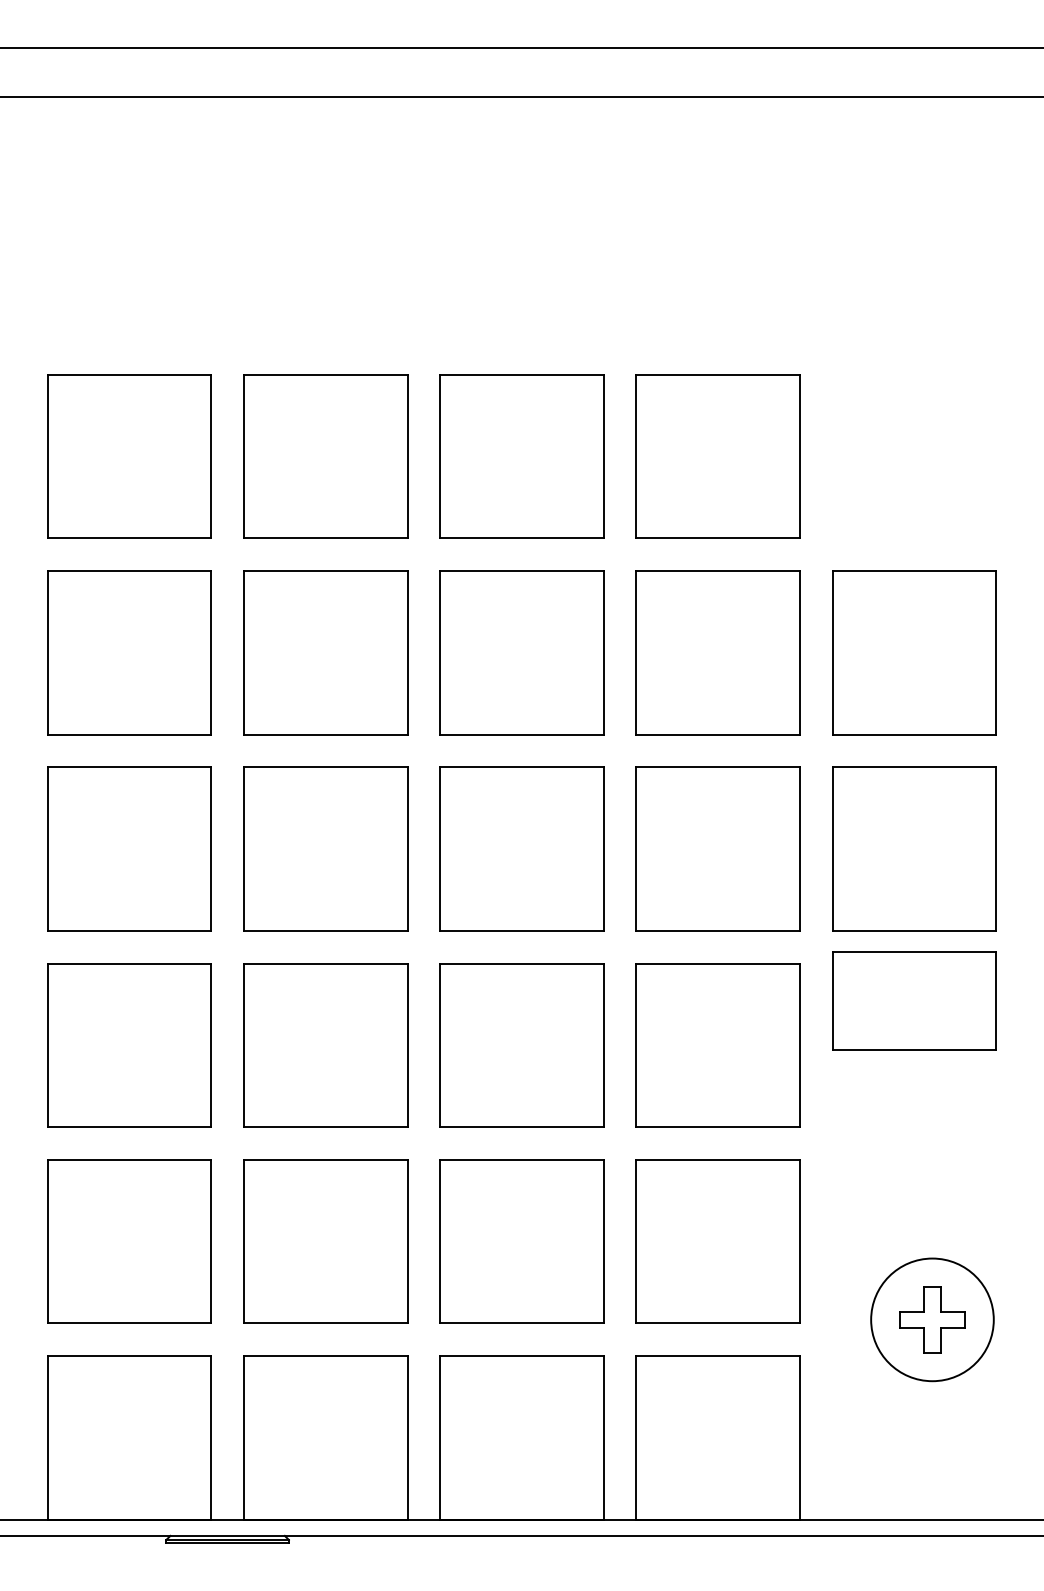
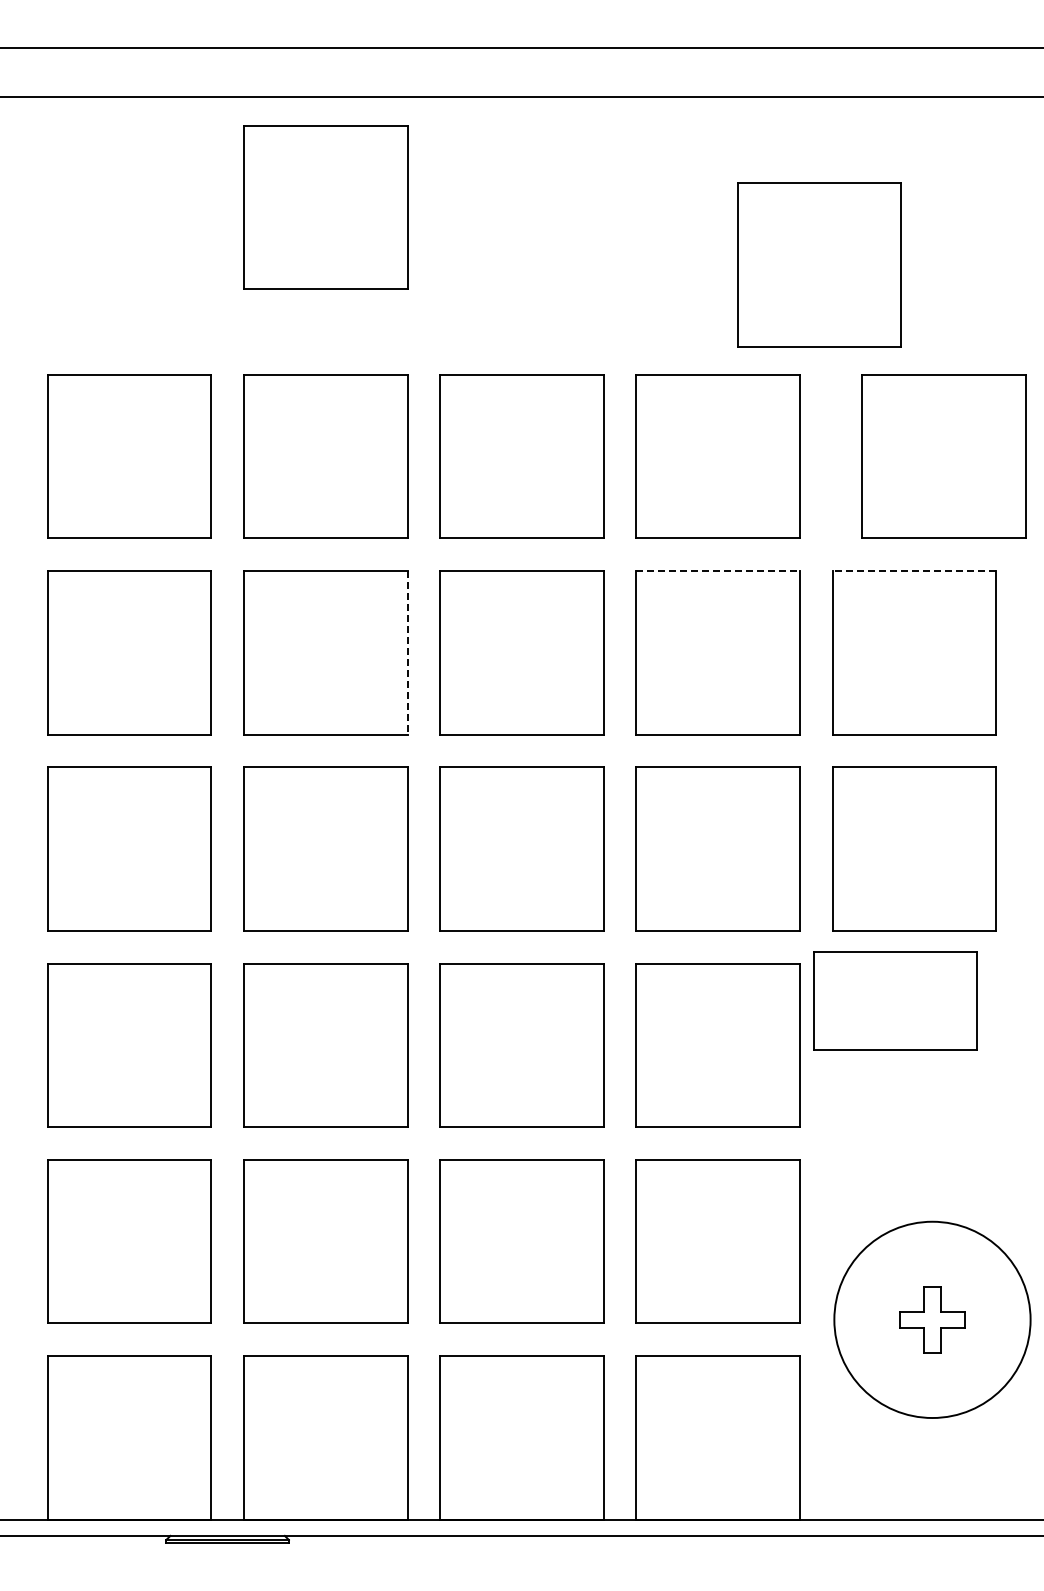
part: none -> present (325, 207)
part: none -> present (819, 264)
part: none -> present (943, 456)
line: solid -> dashed (718, 571)
line: solid -> dashed (914, 571)
line: solid -> dashed (407, 652)
part position: (914, 1000) -> (895, 1000) (895, 1000)
circle diameter: 123 px -> 196 px (932, 1319)
